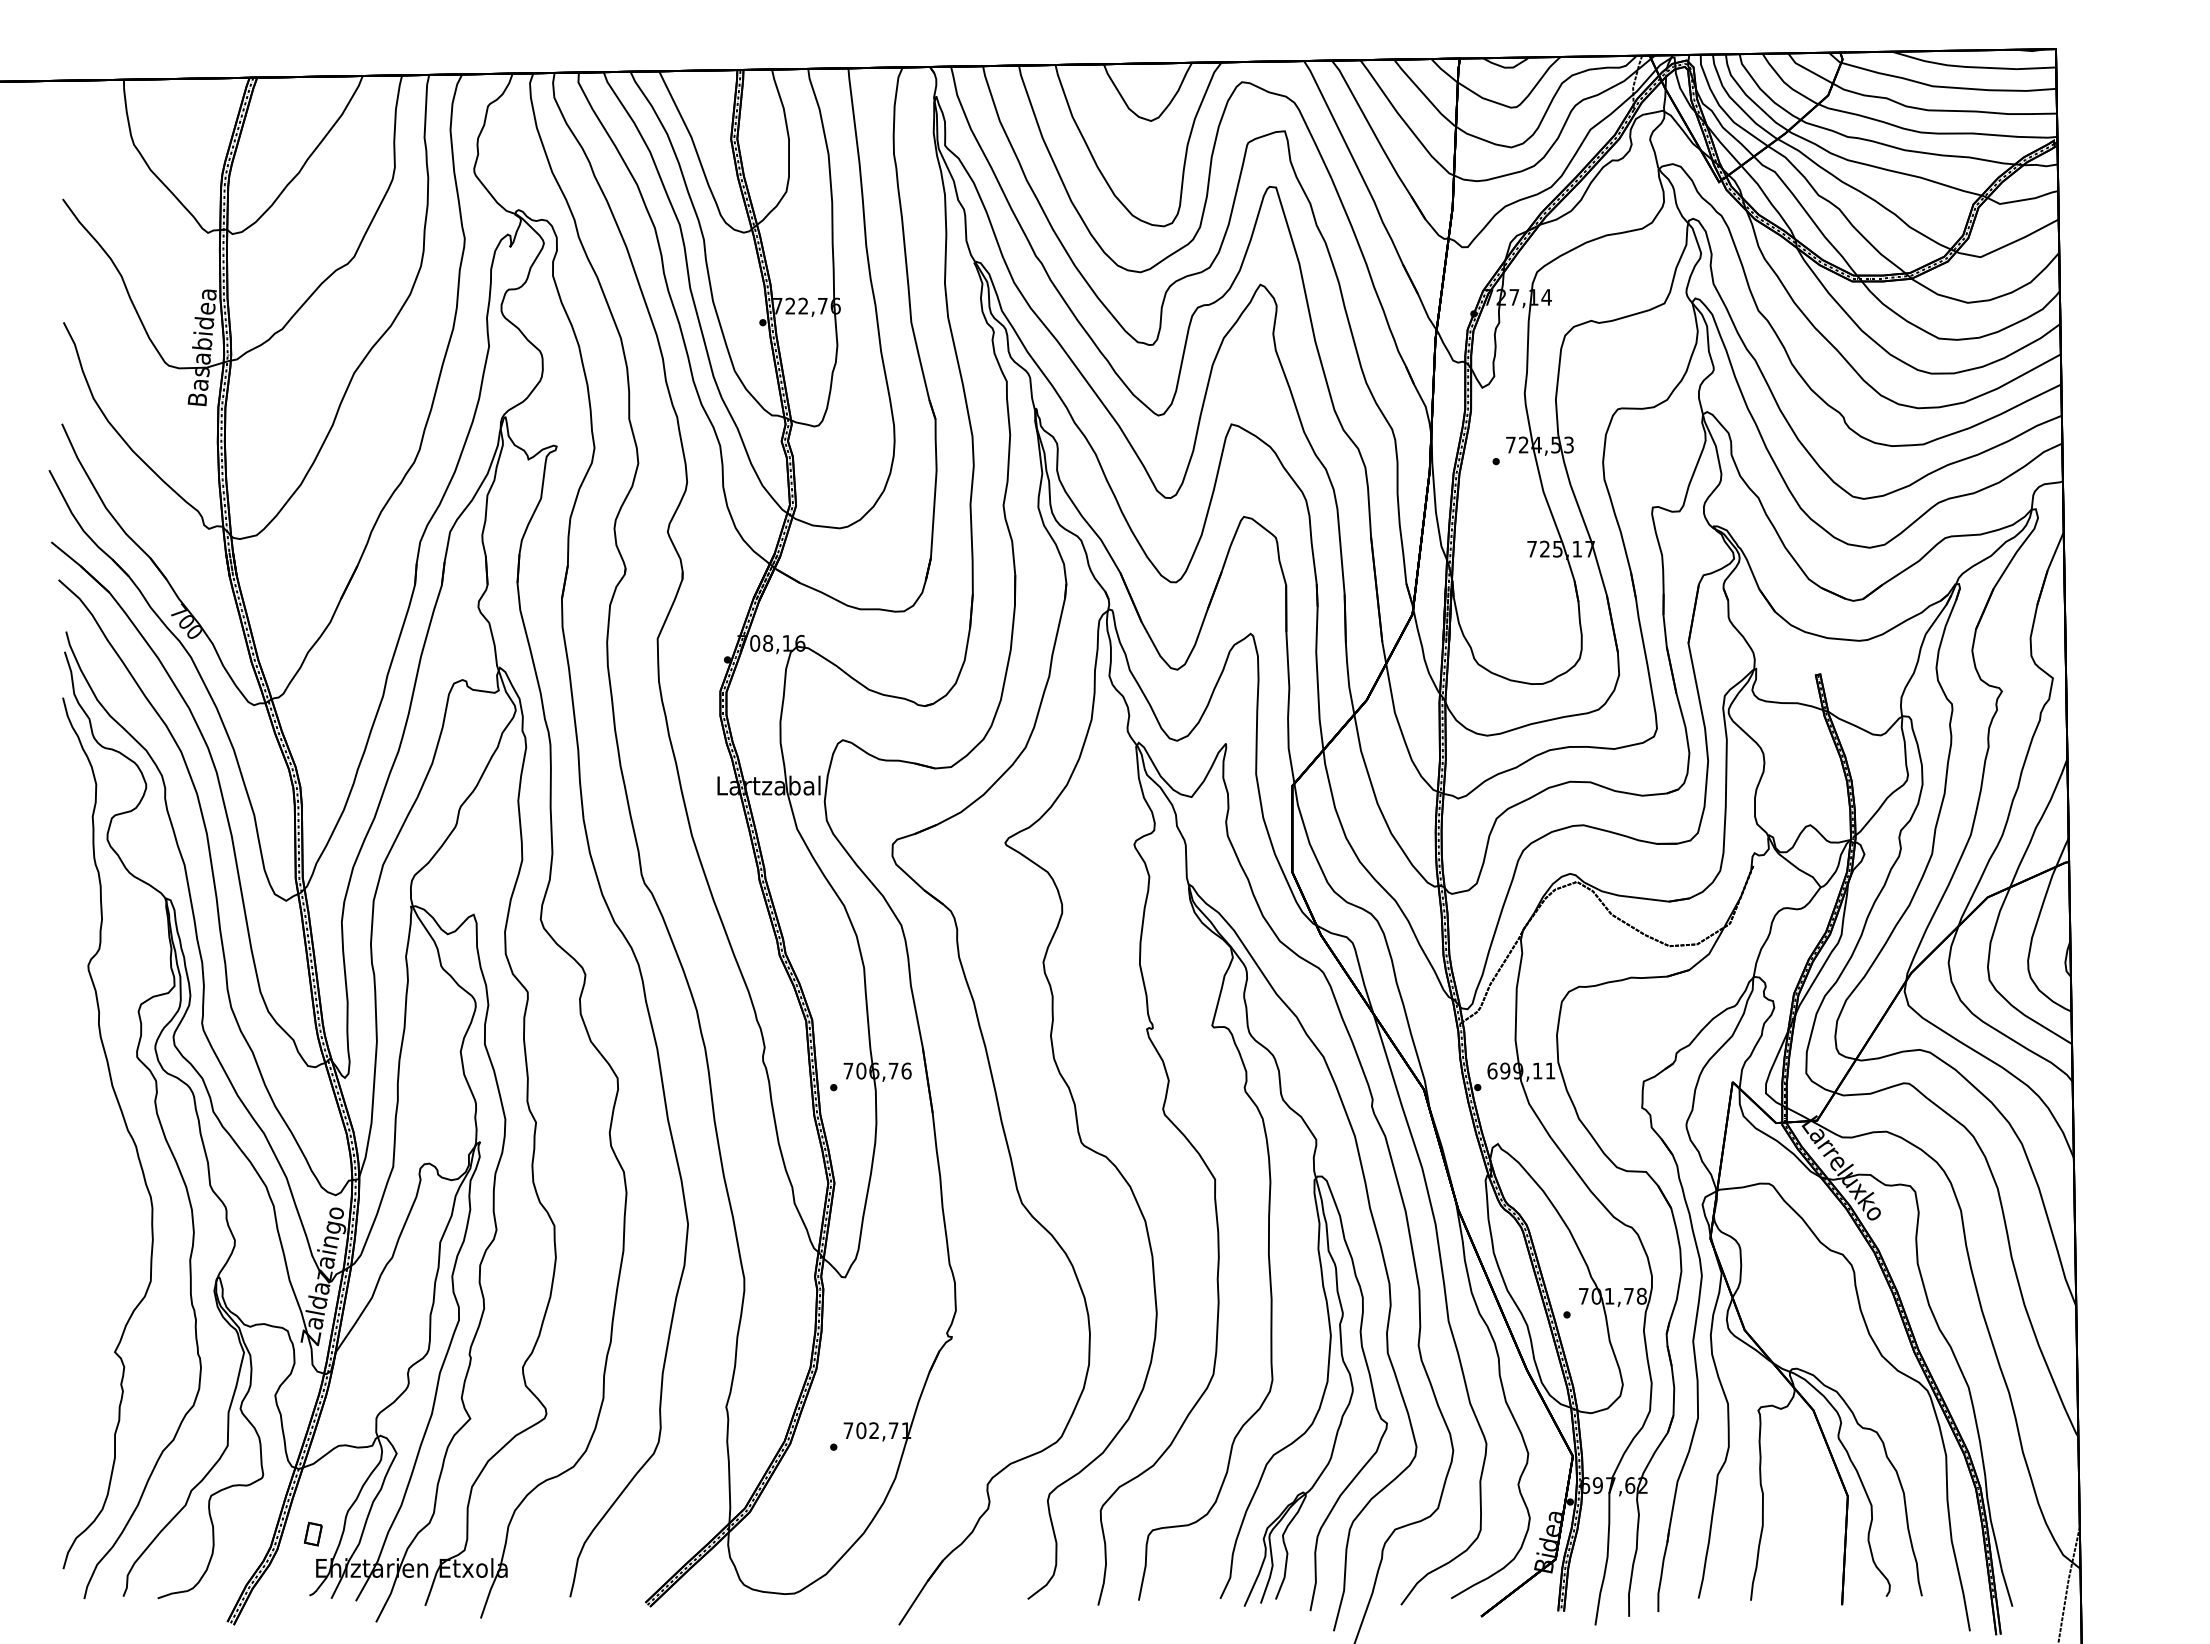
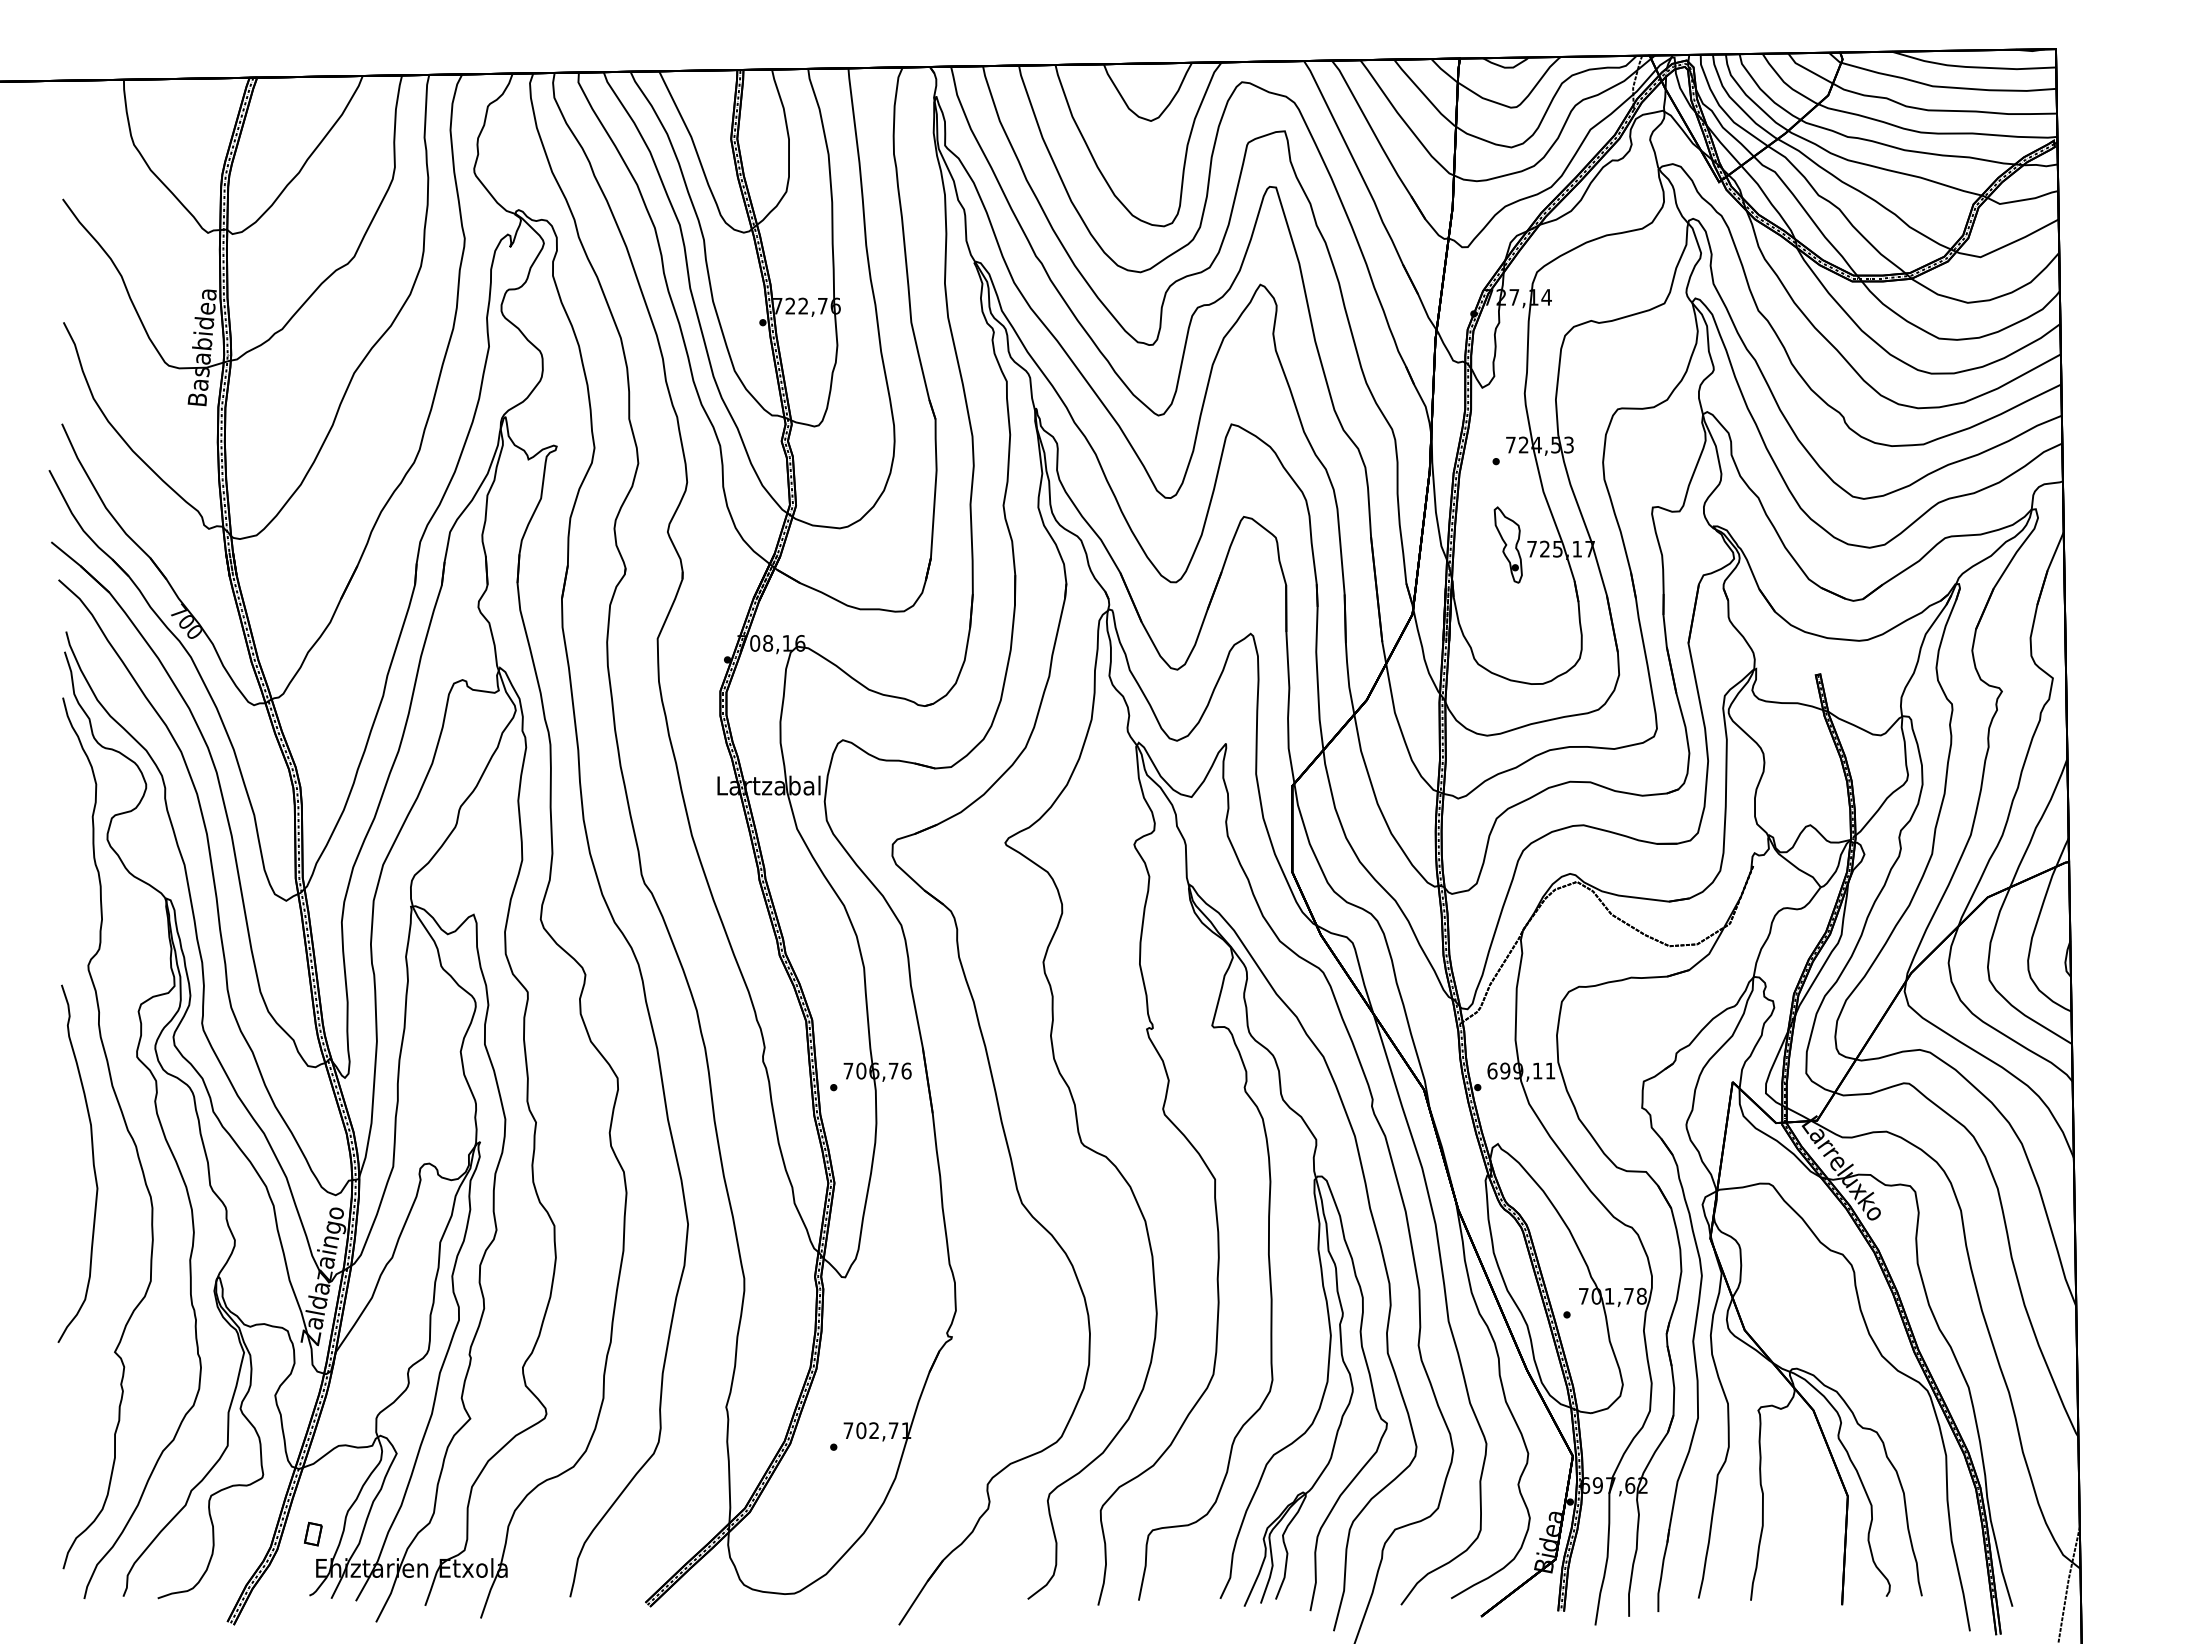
part: none -> present (1507, 544)
curve: none -> present (92, 1163)
